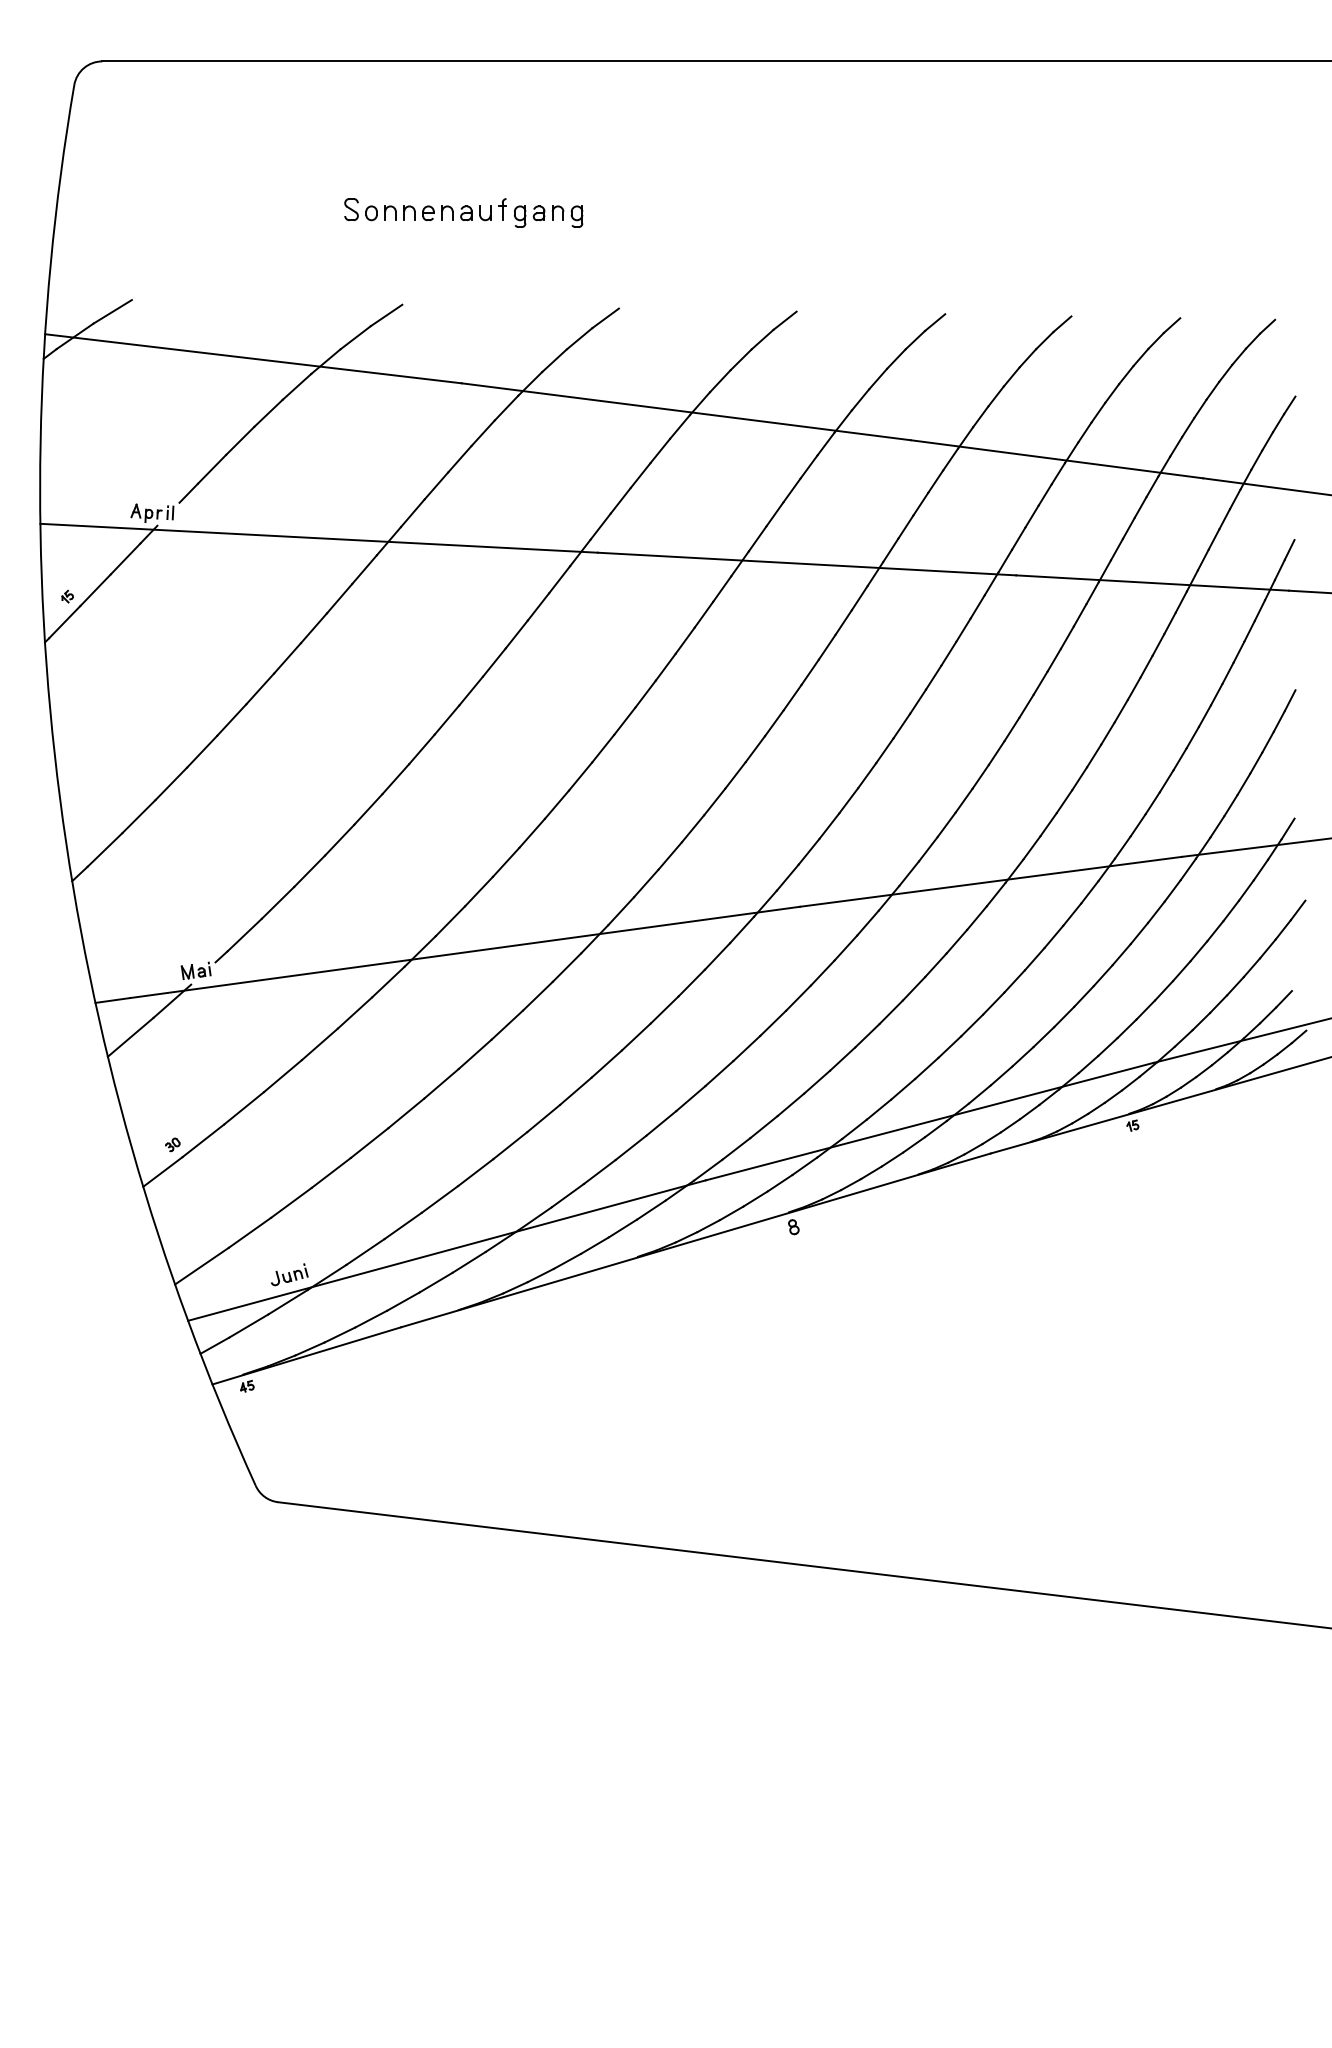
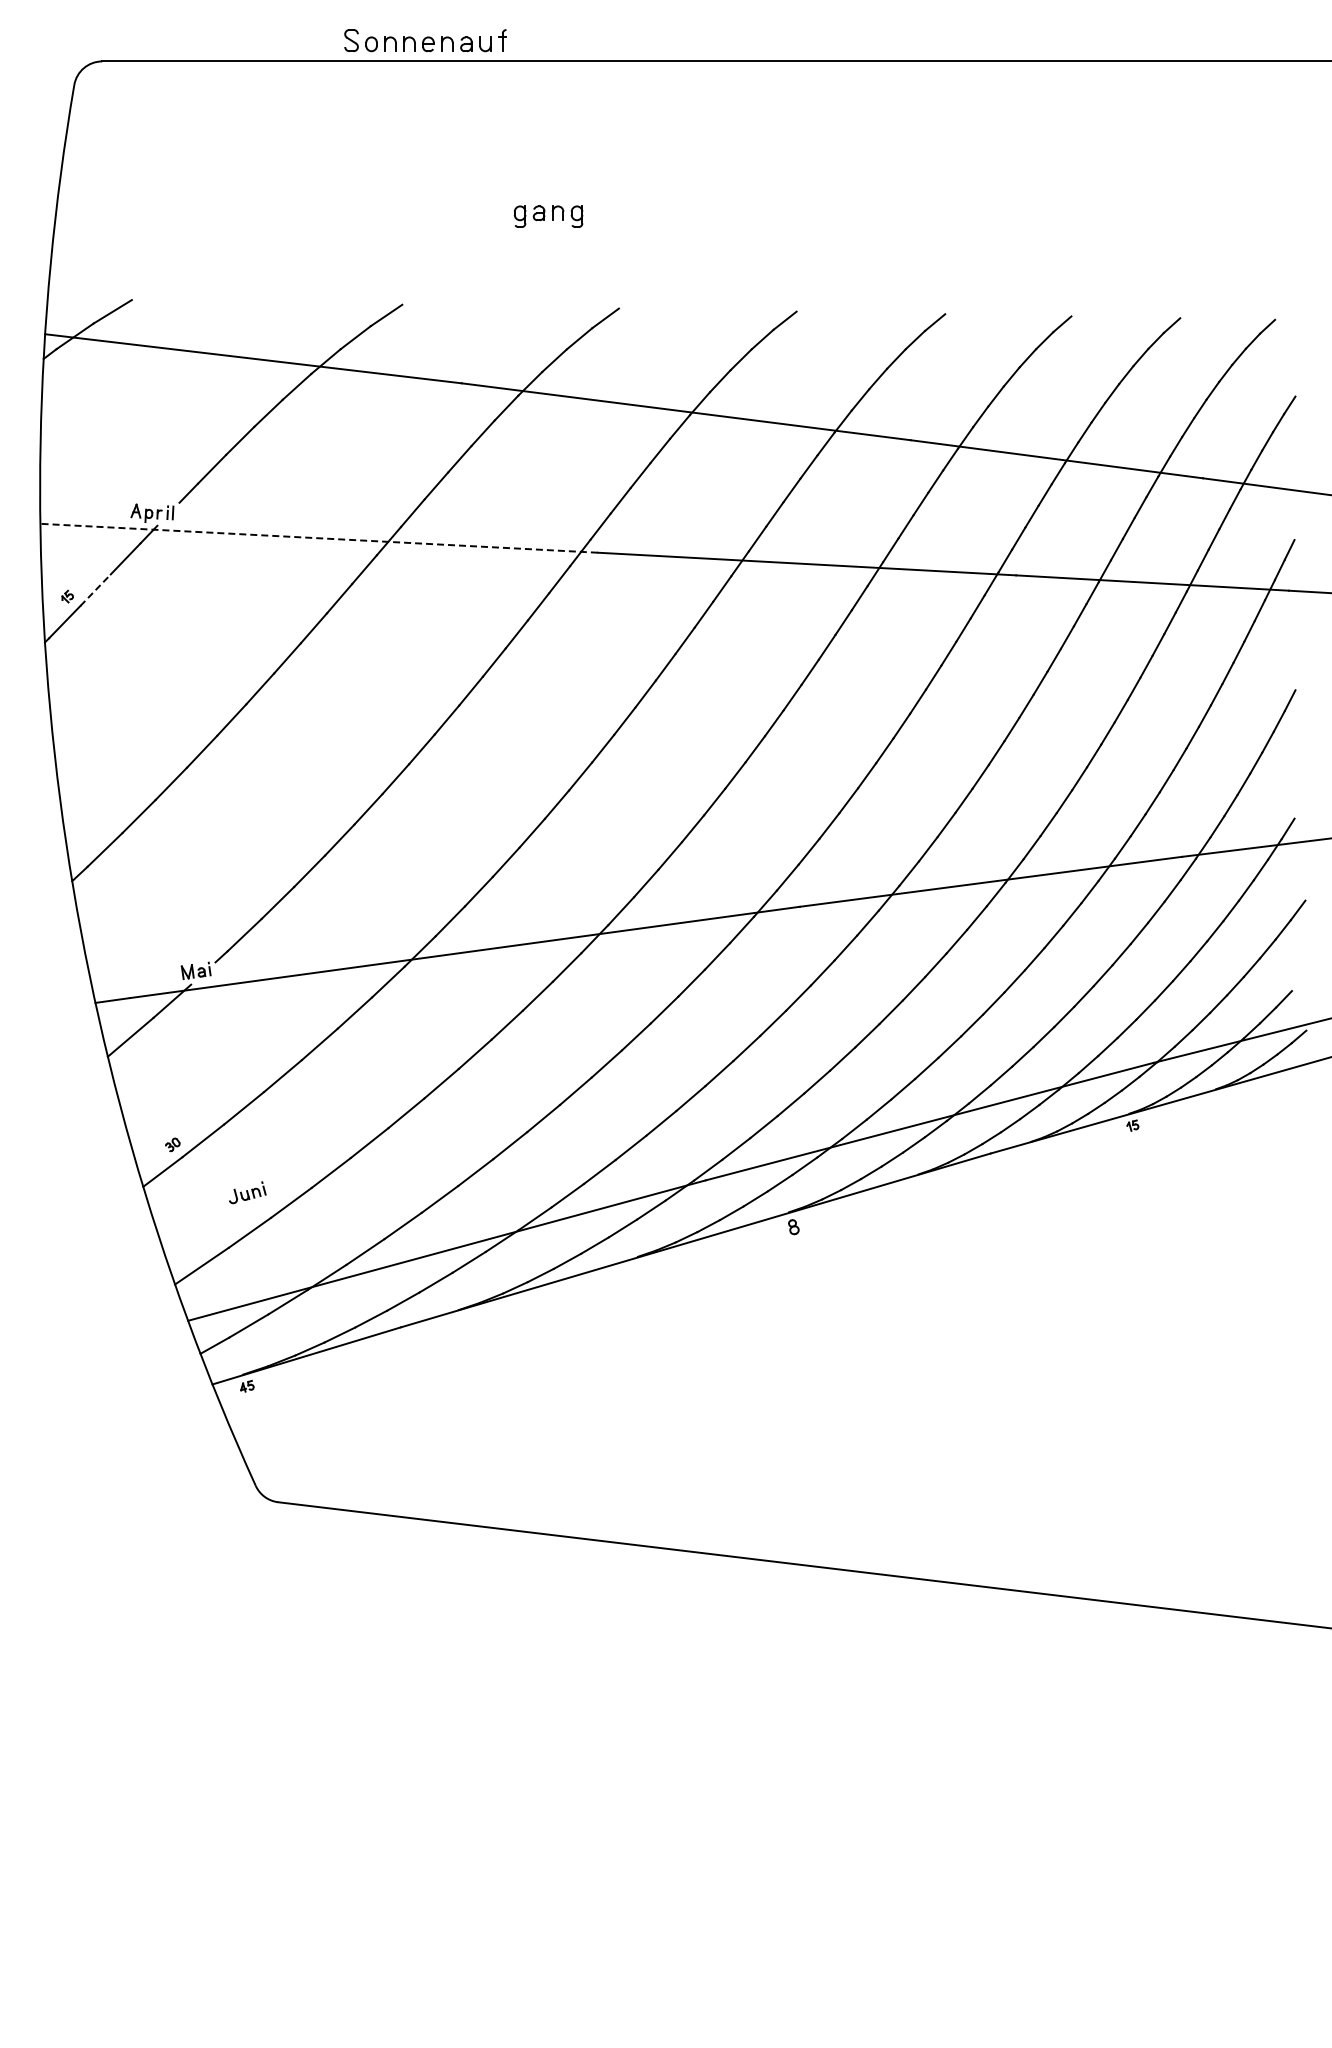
part position: (425, 209) -> (425, 40) (425, 40)
line: solid -> dashed (318, 538)
line: solid -> dashed (95, 590)
part position: (289, 1274) -> (247, 1192) (247, 1192)
